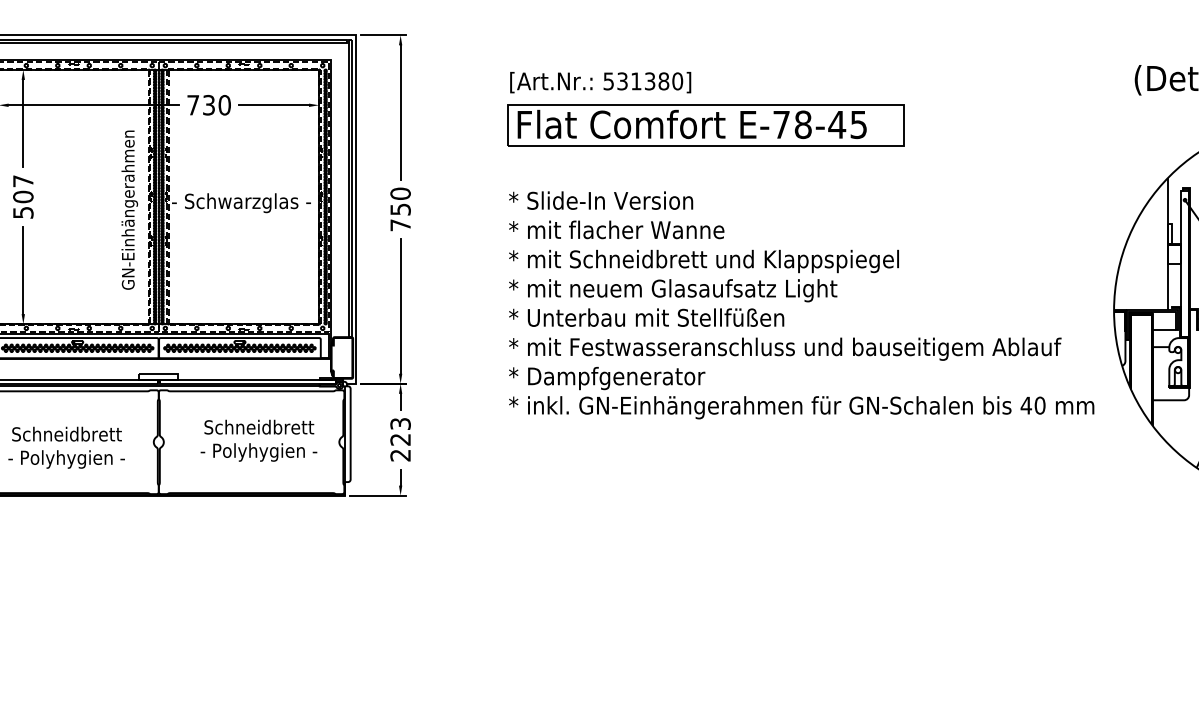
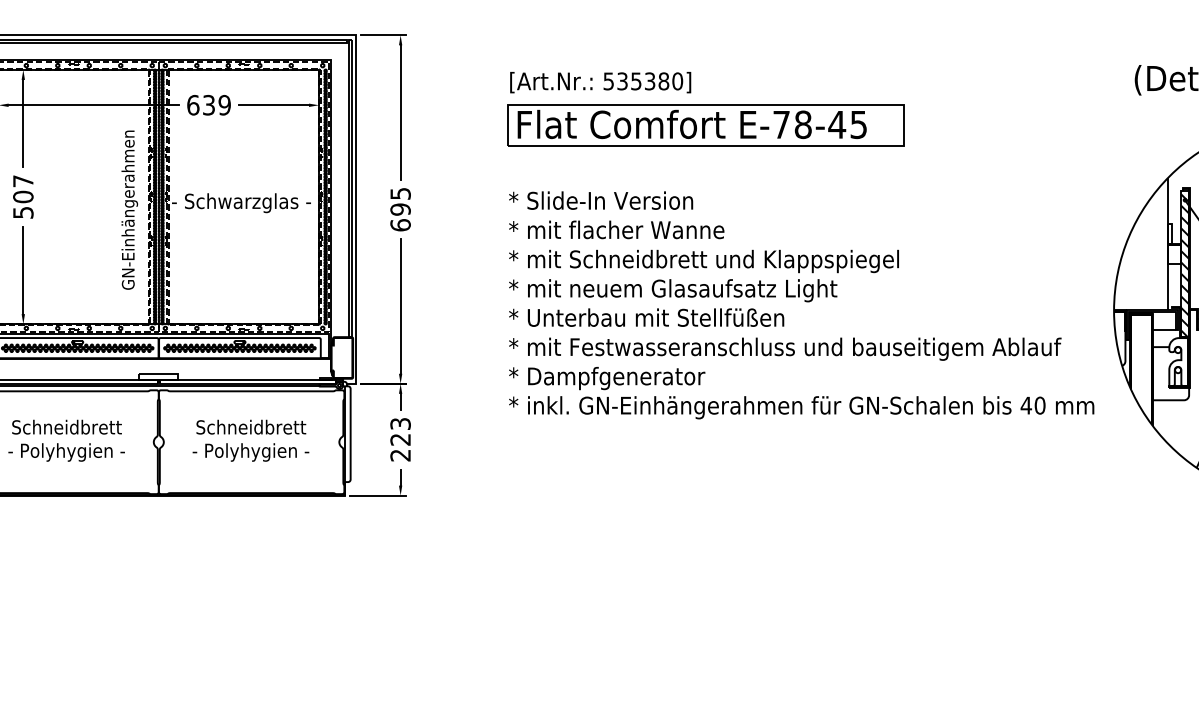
text: 531380] -> 535380] (636, 81)
text: 730 -> 639 (208, 105)
text: 750 -> 695 (400, 209)
hatch: none -> present (1185, 263)
text position: (258, 440) -> (250, 440) (250, 440)
text position: (66, 447) -> (66, 440) (66, 440)
